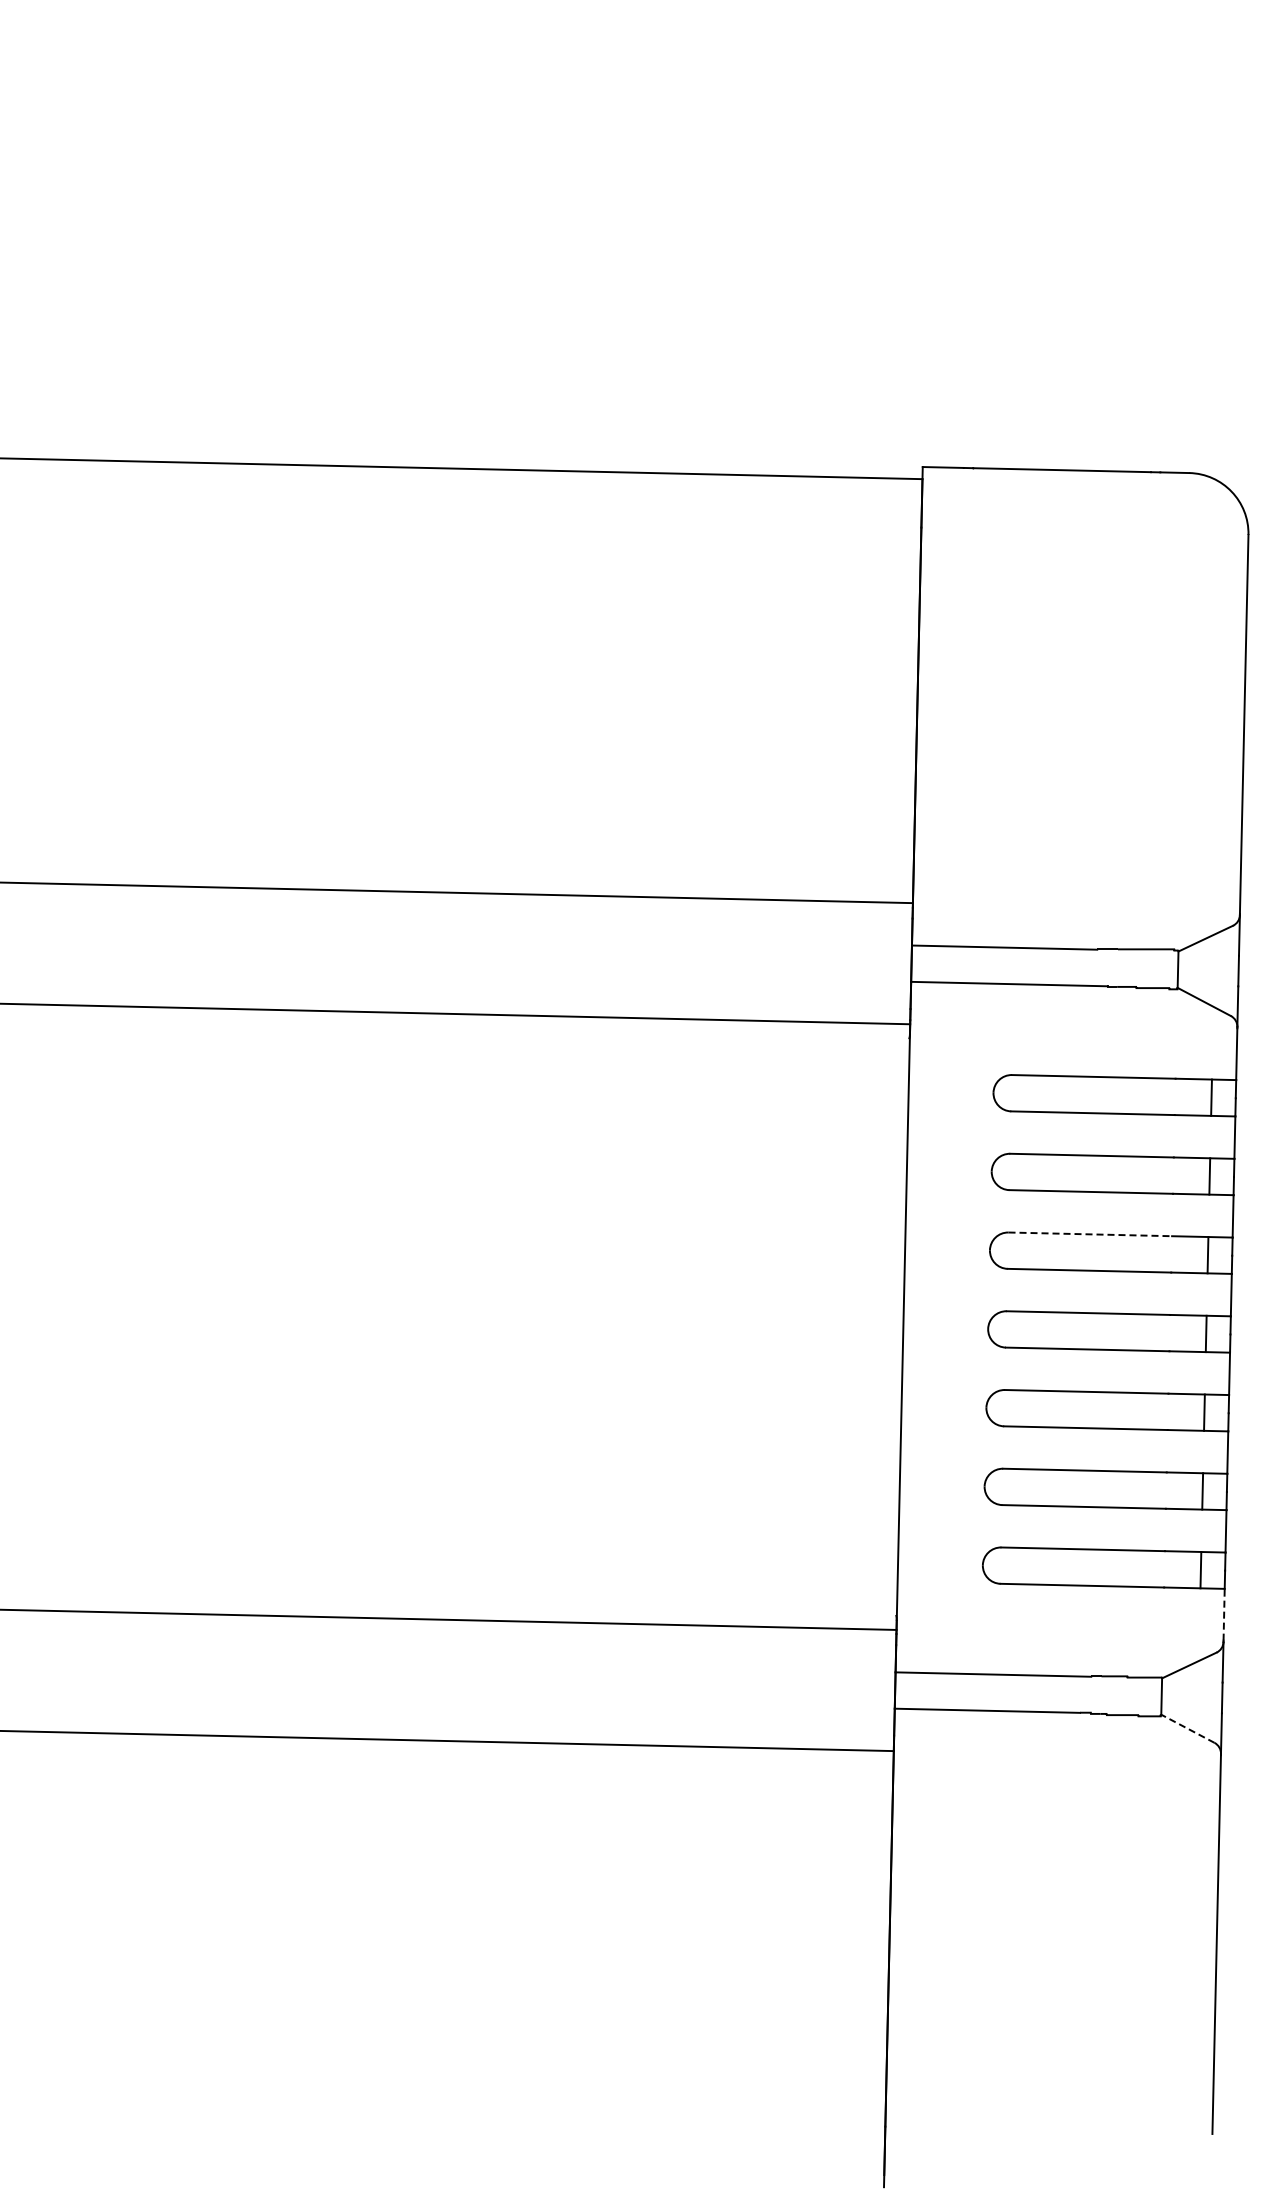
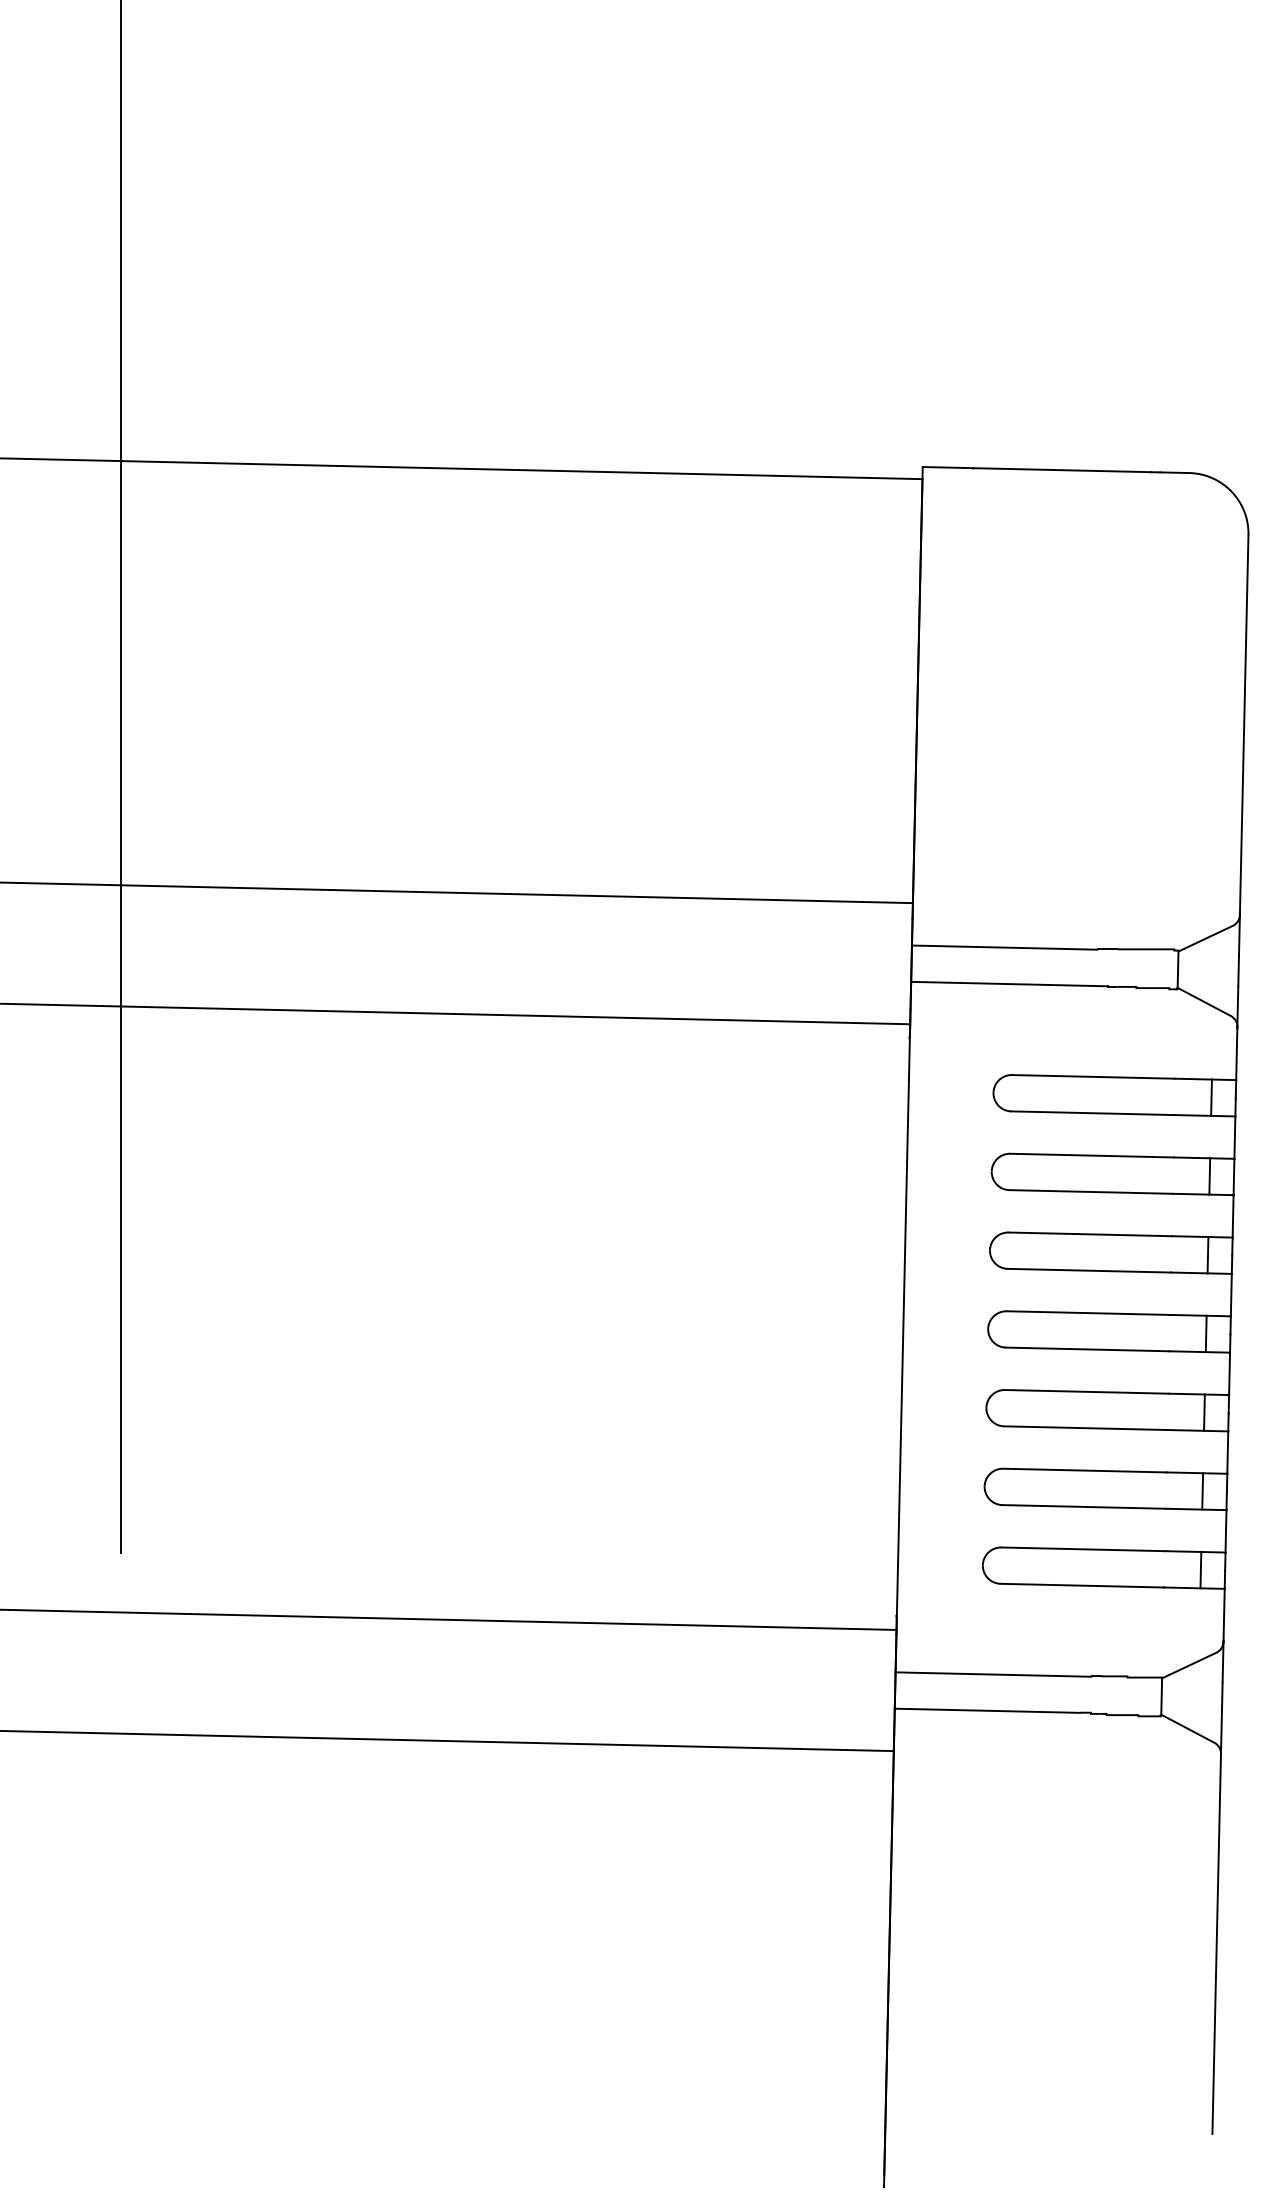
line: none -> present (121, 777)
line: dashed -> solid (1090, 1234)
line: dashed -> solid (1224, 1614)
line: dashed -> solid (1187, 1728)
